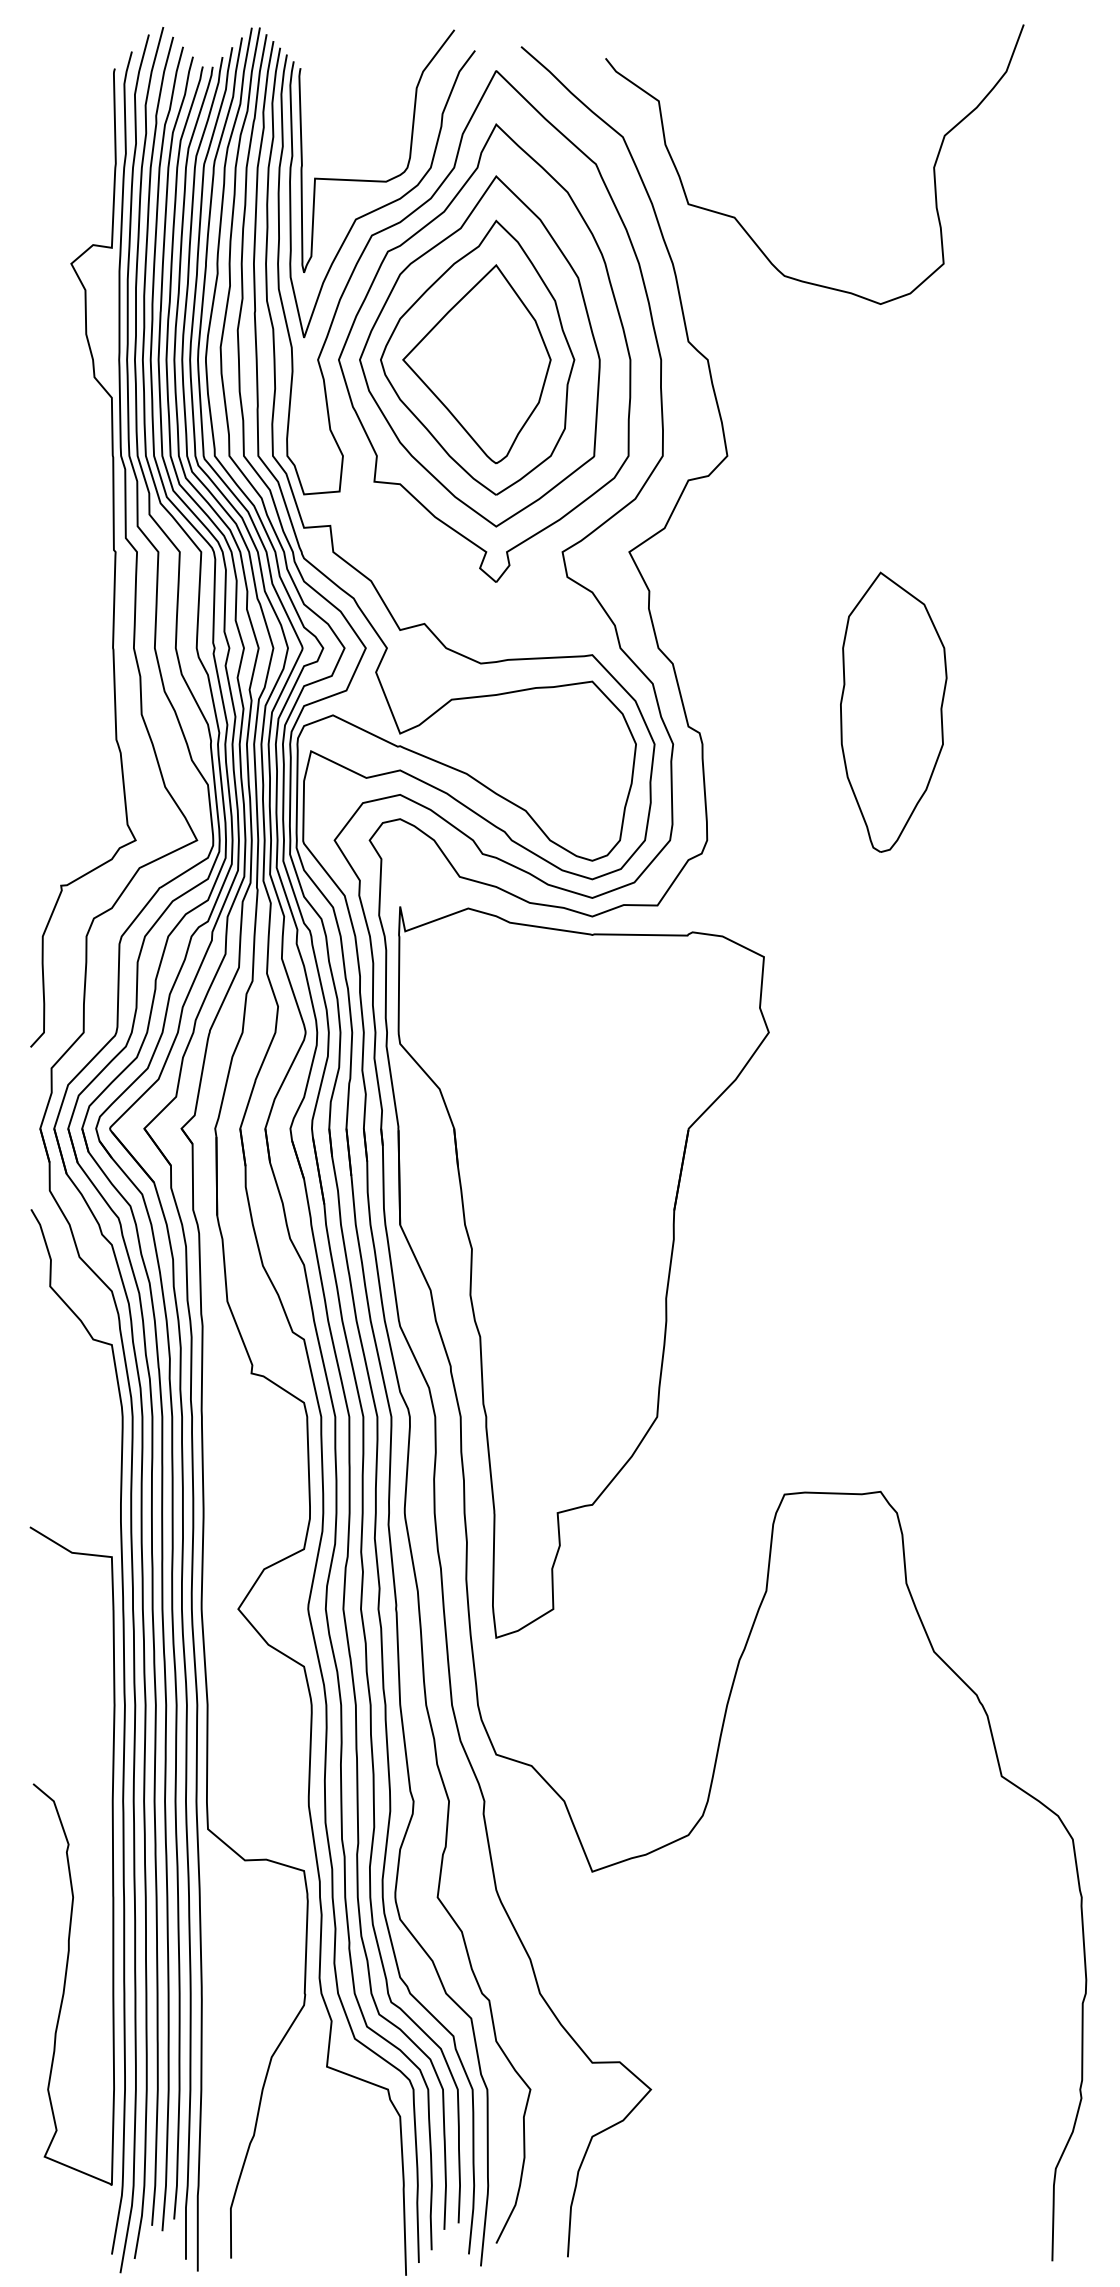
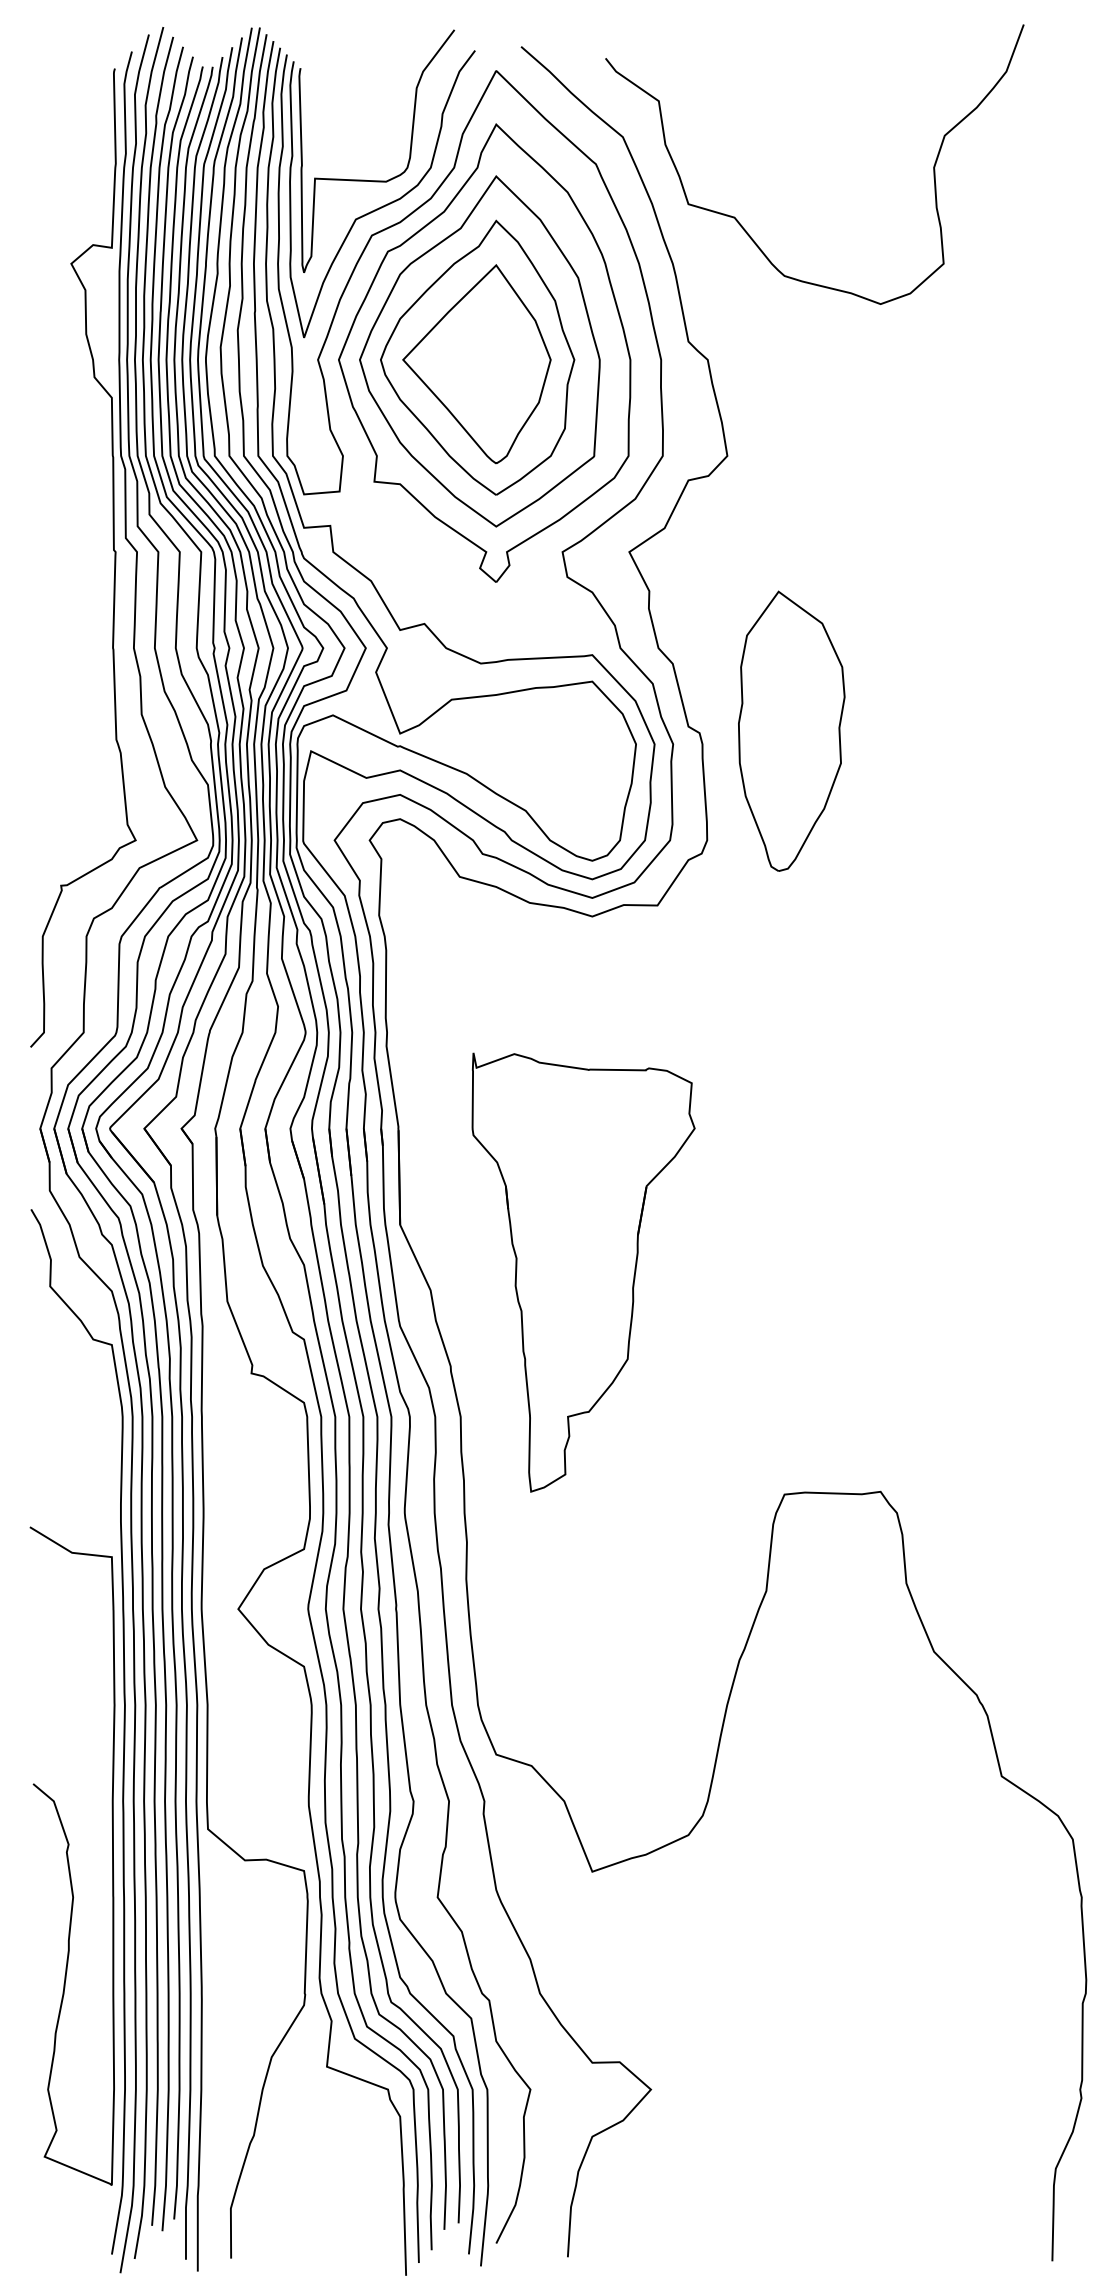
part position: (893, 711) -> (791, 730) (791, 730)
part size: 373x733 px -> 225x441 px (583, 1272)
